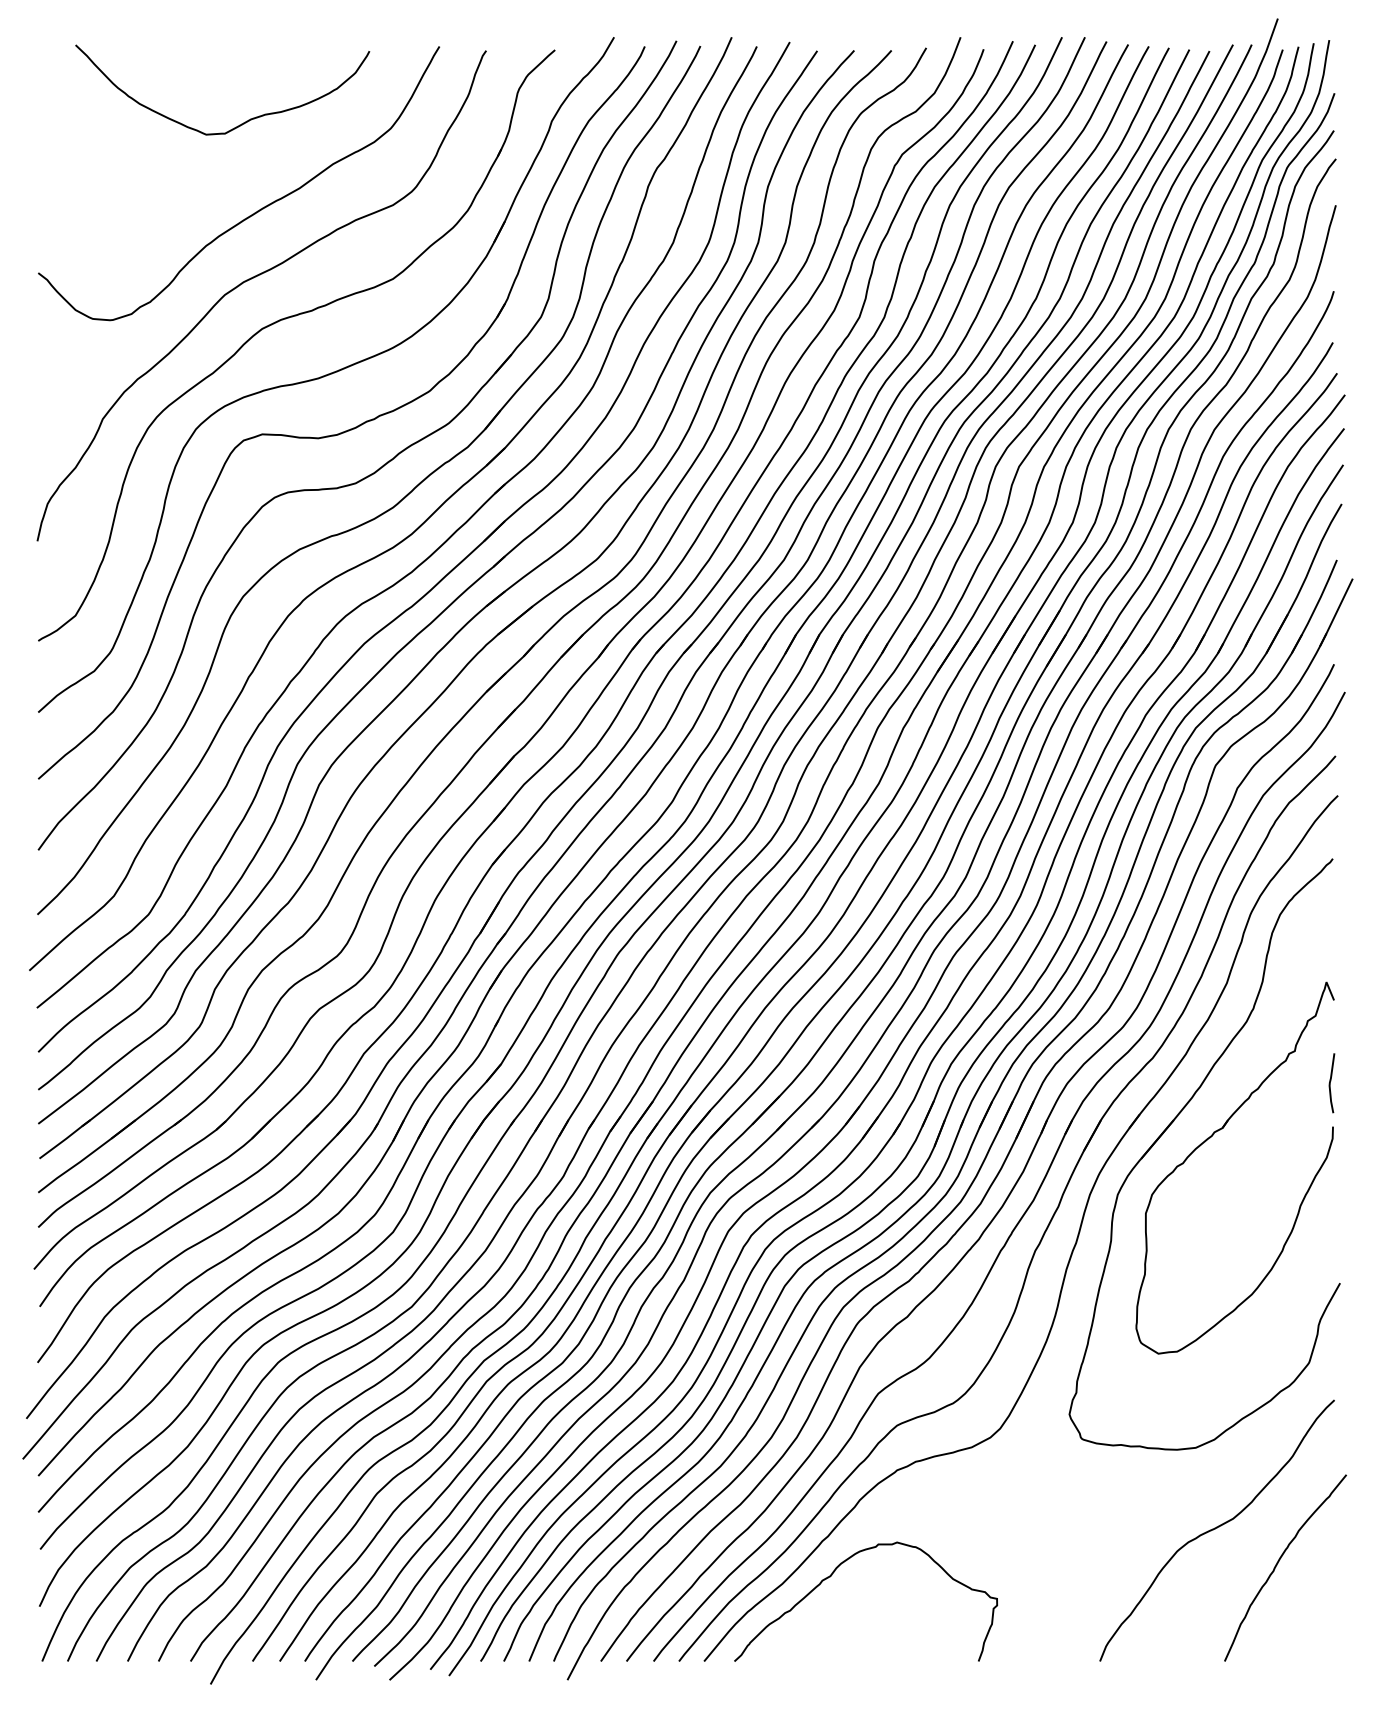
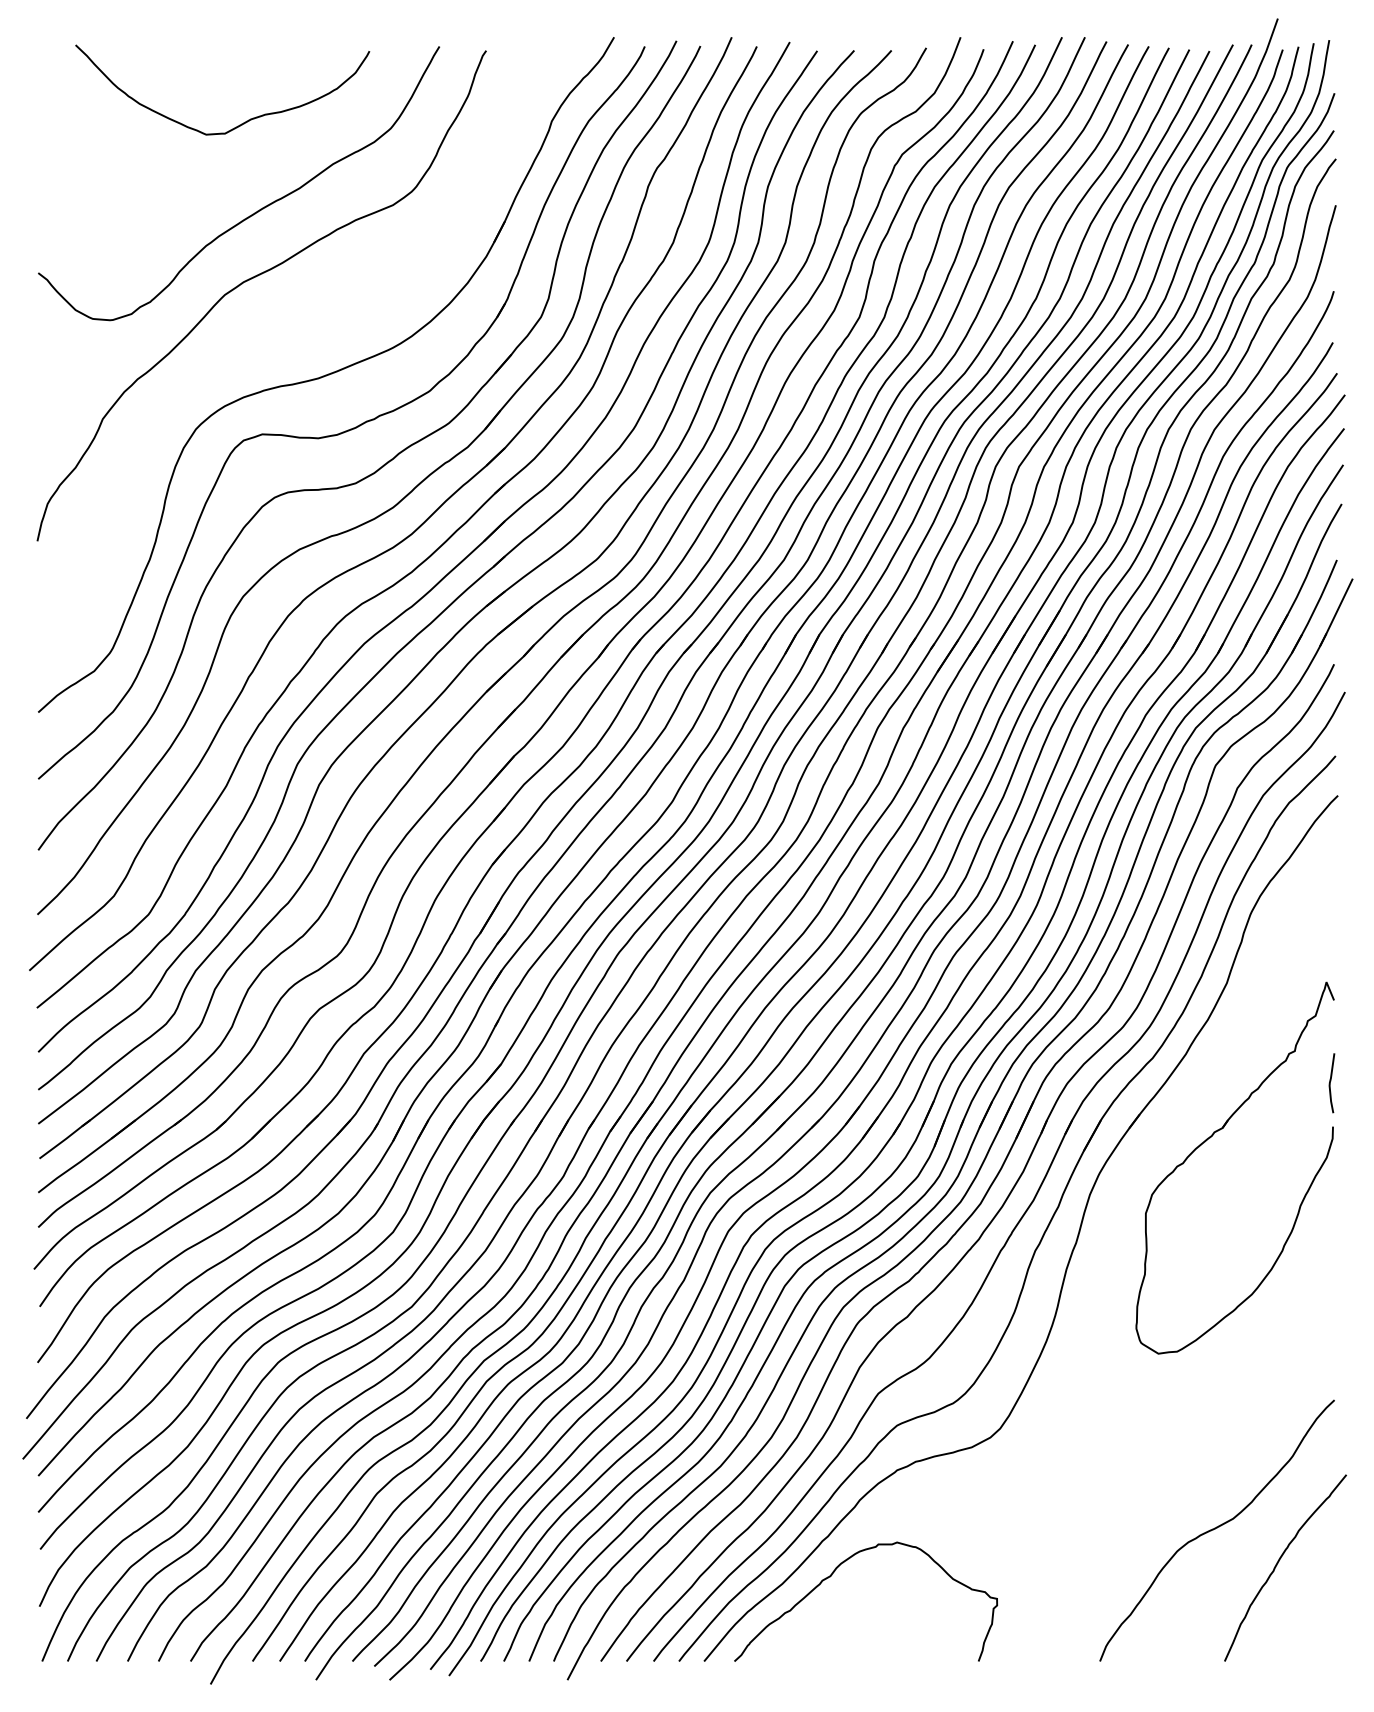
part: present -> none (286, 319)
part: present -> none (1168, 1128)
